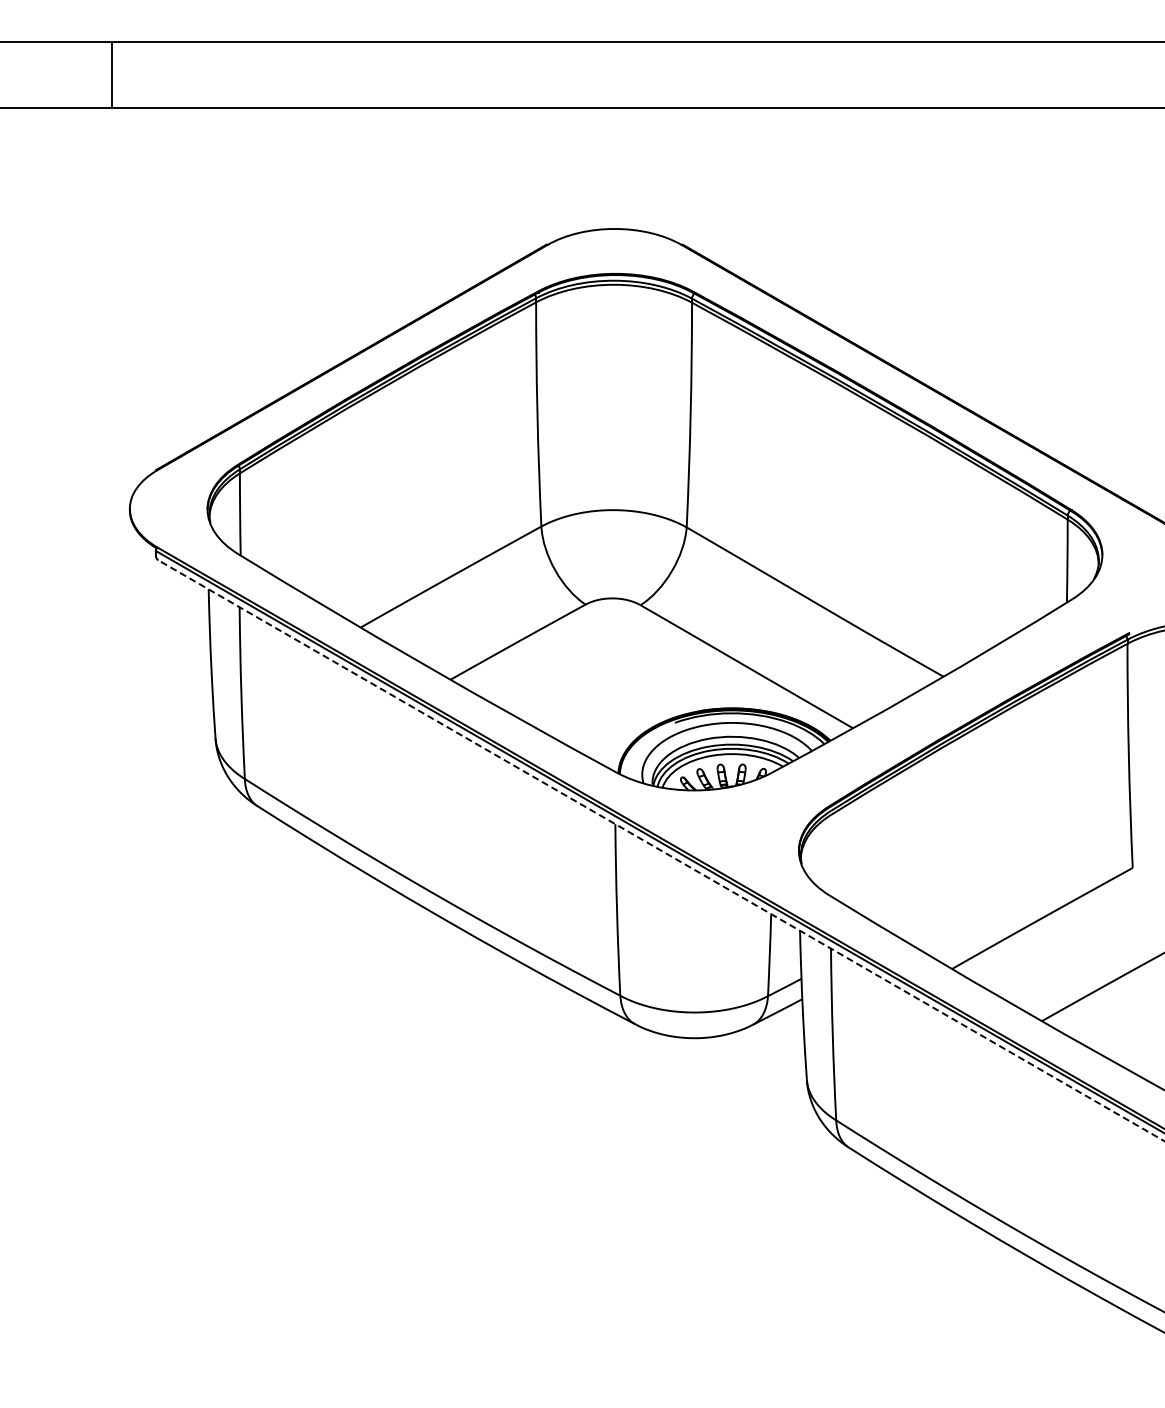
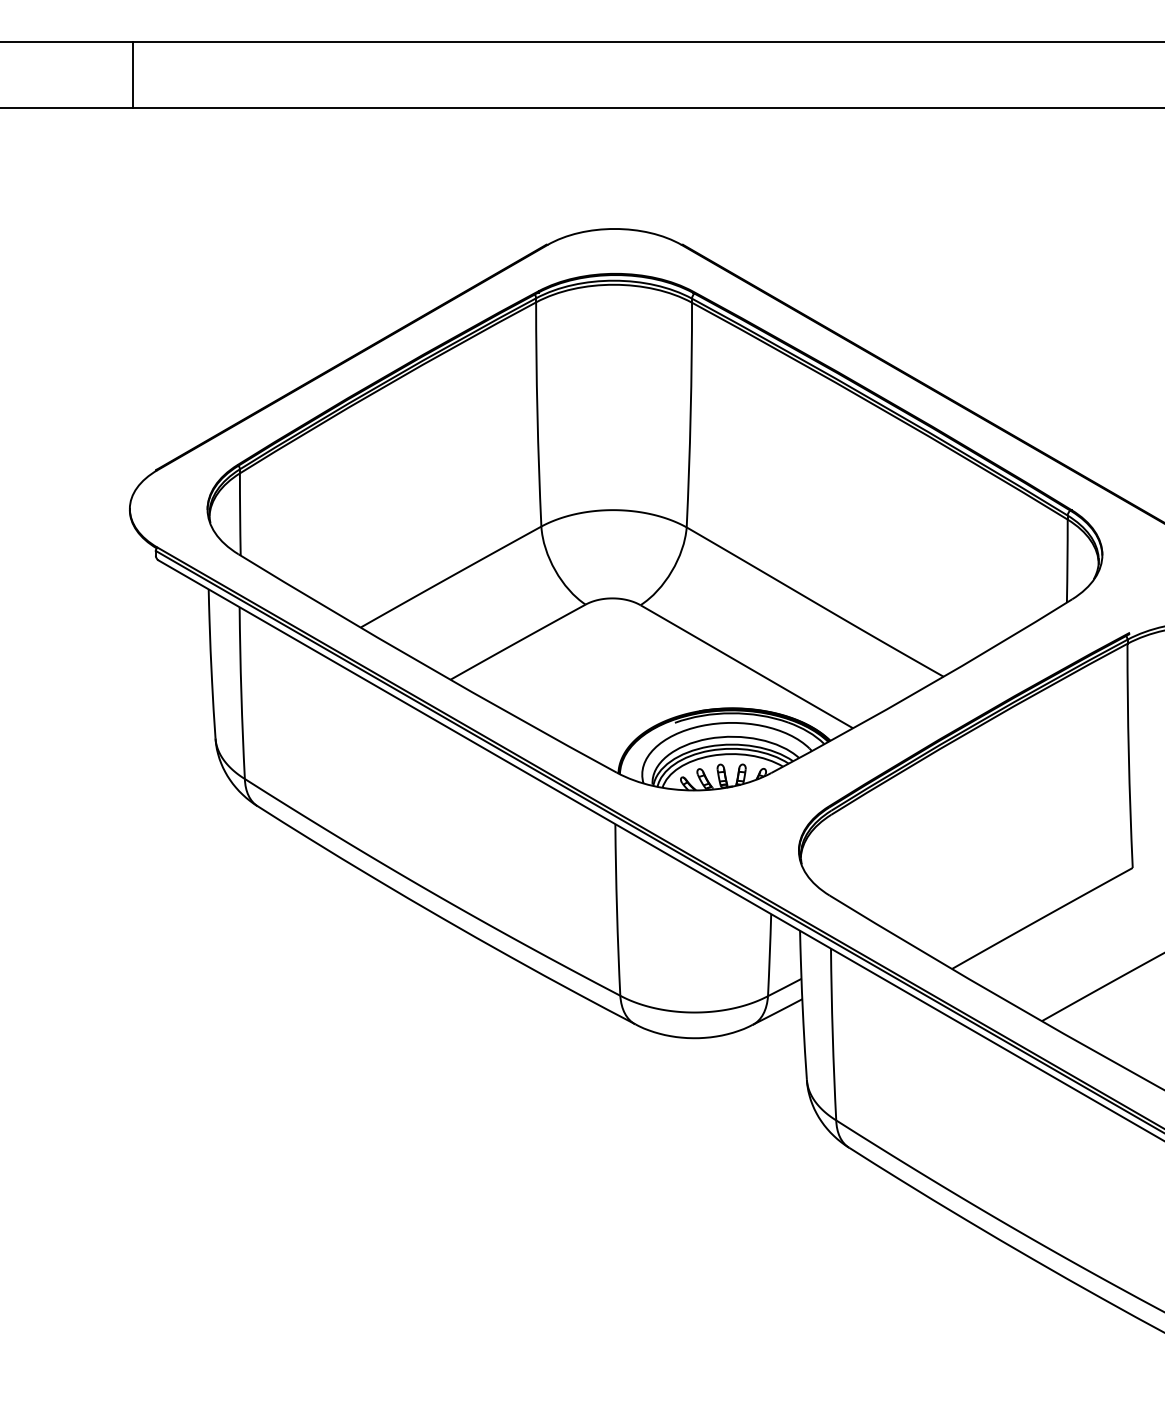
line position: (112, 75) -> (133, 75) (133, 75)
line: dashed -> solid (661, 850)
